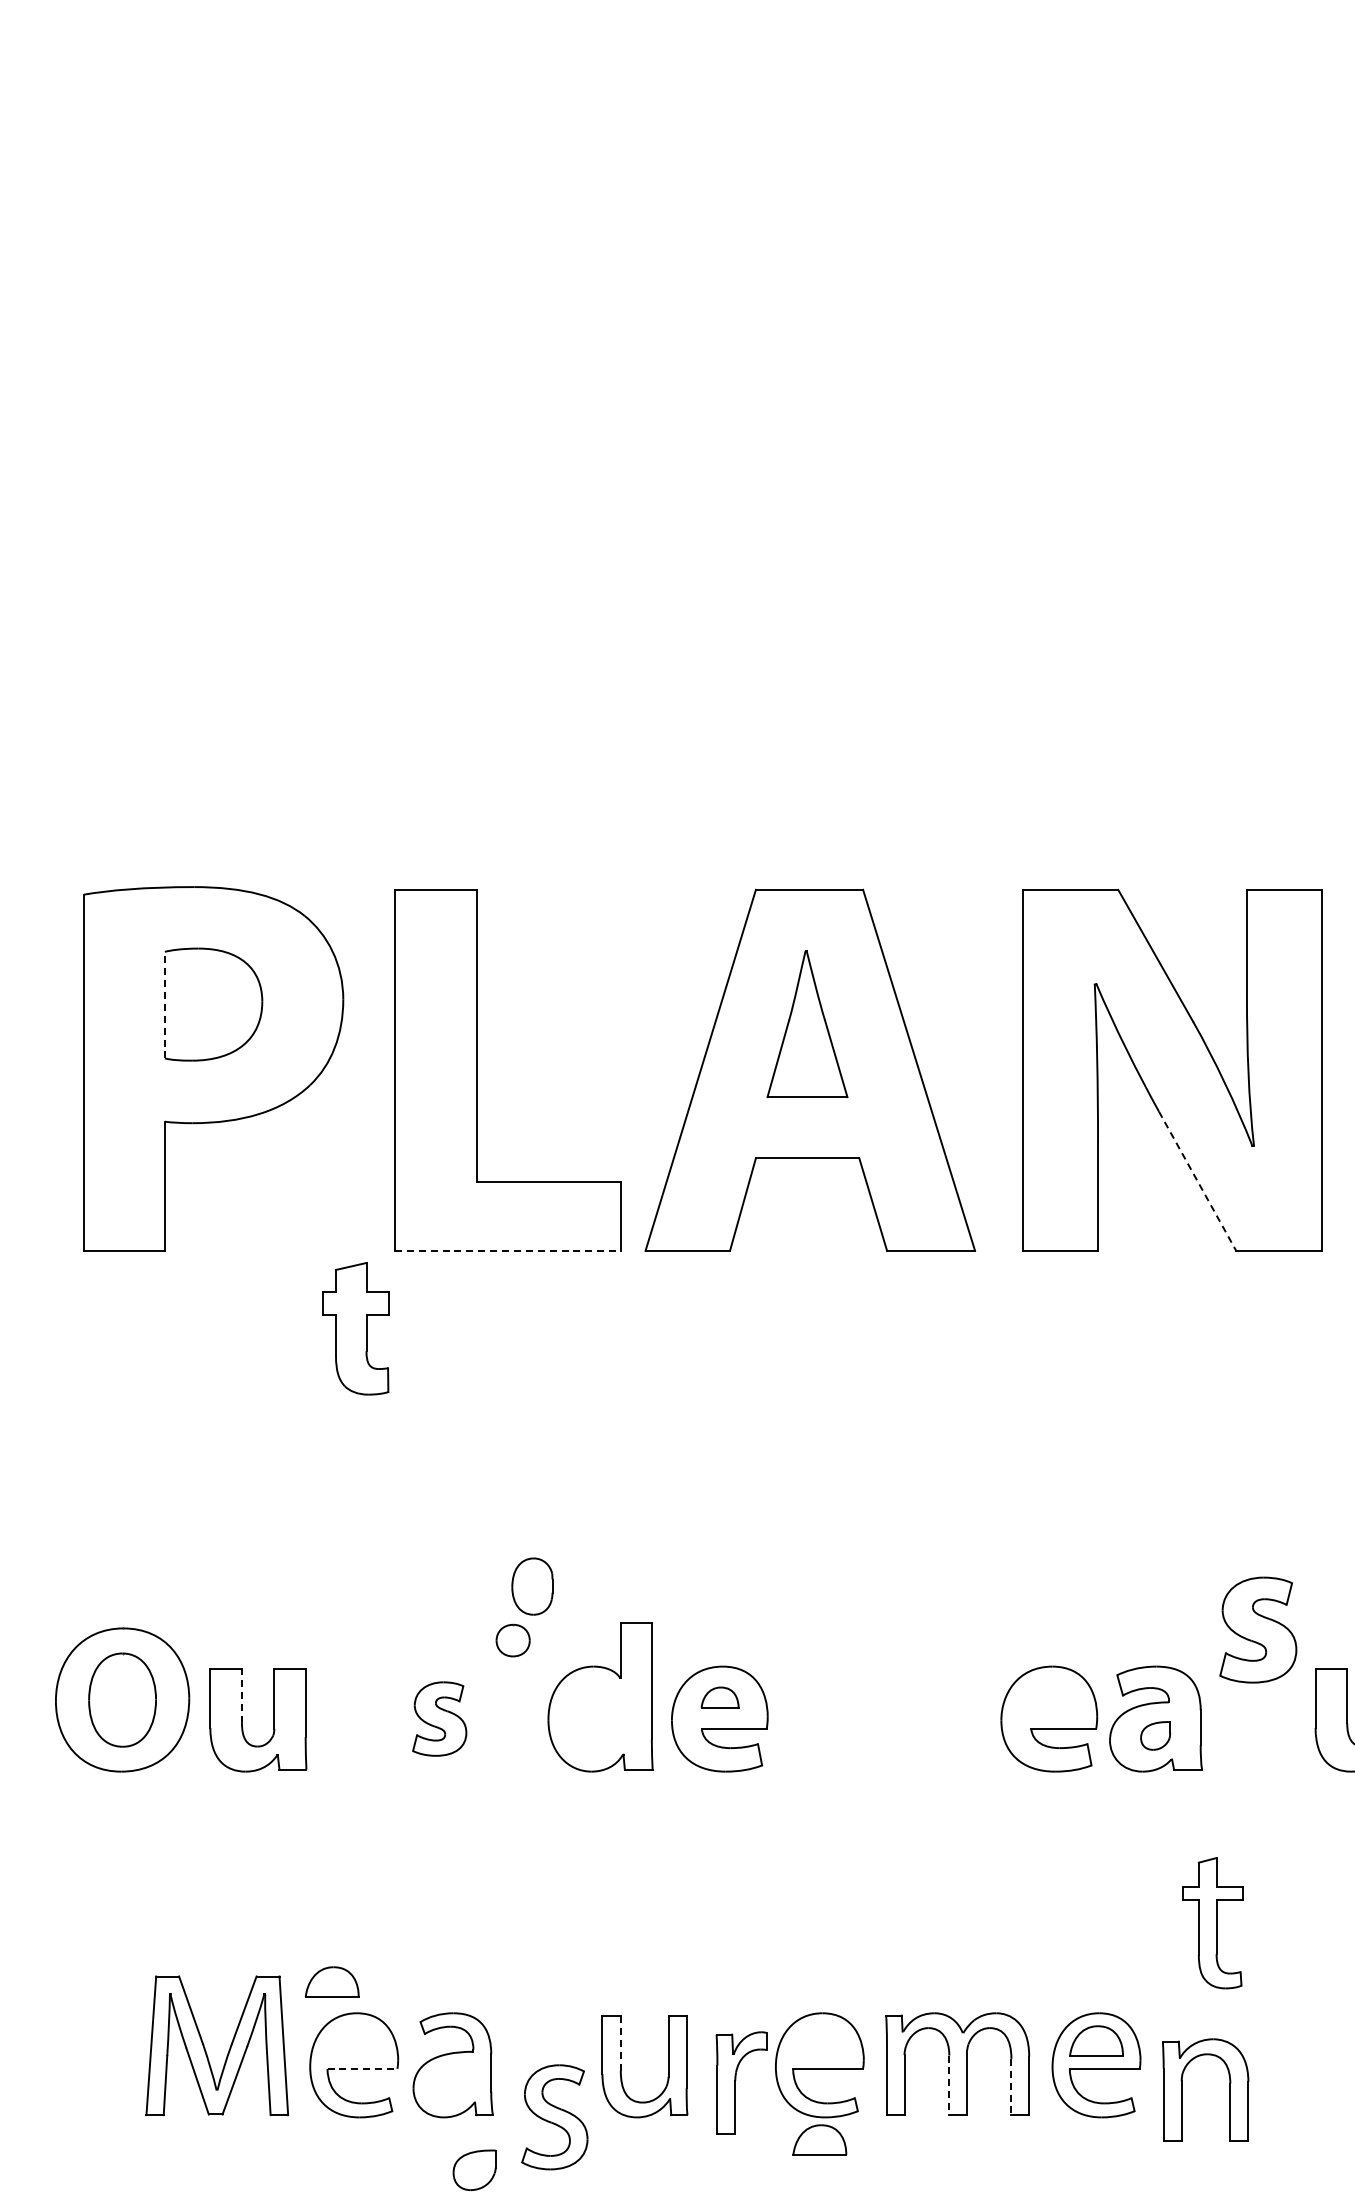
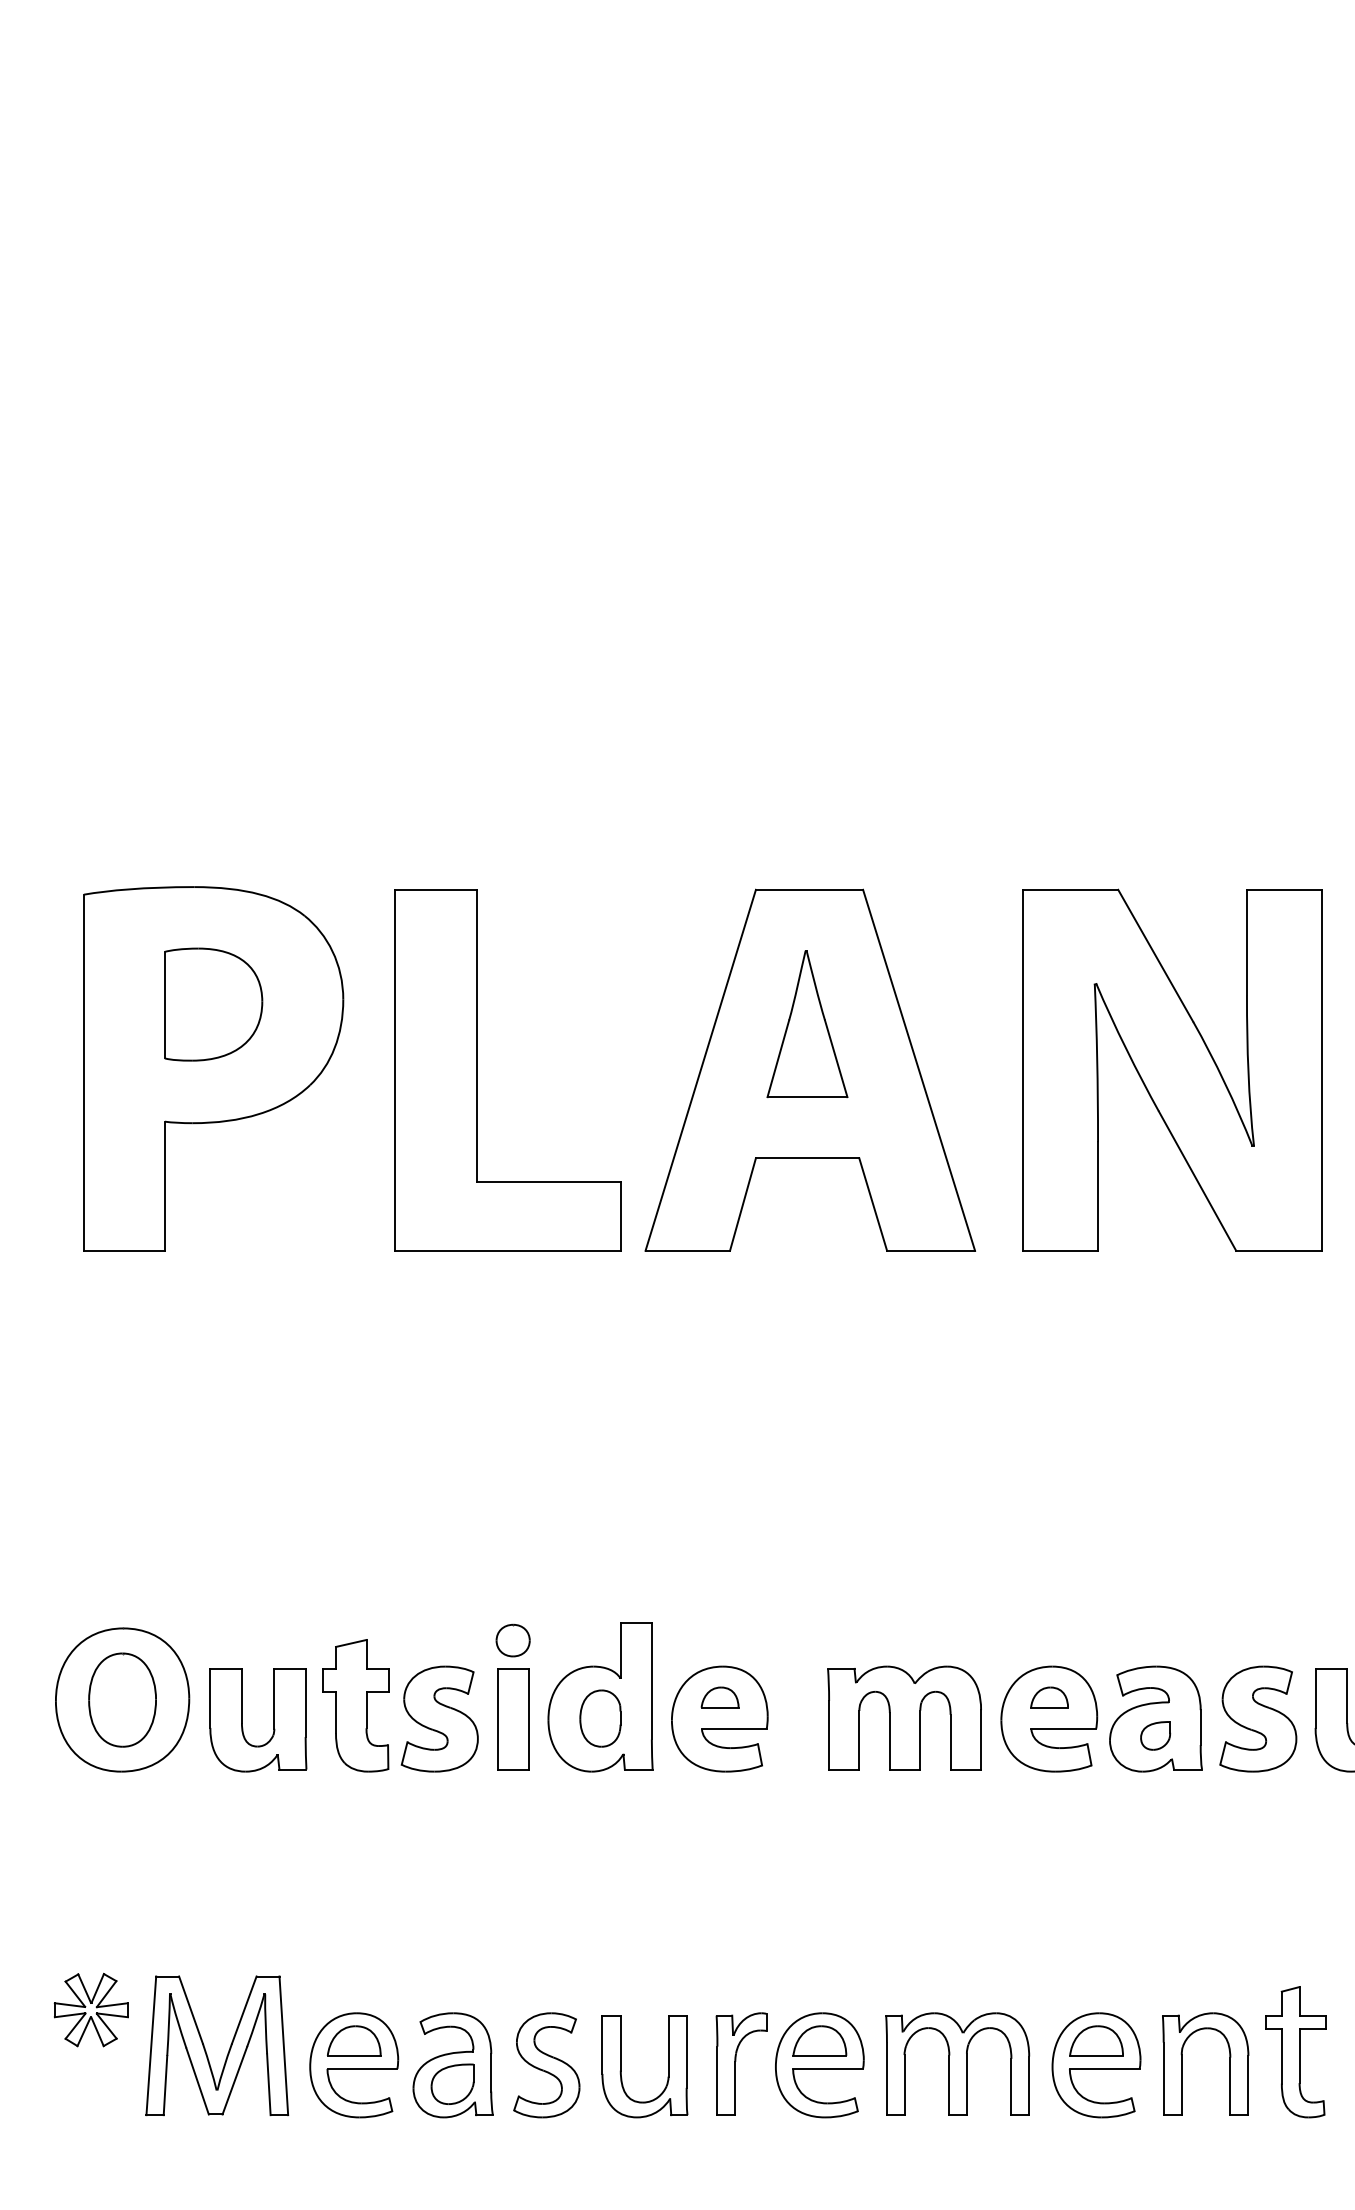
line: dashed -> solid (164, 1004)
line: dashed -> solid (1197, 1181)
line: dashed -> solid (507, 1250)
part position: (355, 1328) -> (355, 1705) (355, 1705)
part position: (532, 1586) -> (600, 1718) (600, 1718)
part position: (1258, 1629) -> (1258, 1718) (1258, 1718)
line: dashed -> solid (241, 1695)
part: none -> present (1049, 1697)
part: none -> present (904, 1717)
part size: 56x76 px -> 79x108 px (439, 1718)
part: none -> present (513, 1719)
part position: (1212, 1923) -> (1295, 2052) (1295, 2052)
part position: (332, 1981) -> (354, 2040) (354, 2040)
part: none -> present (90, 2009)
line: dashed -> solid (620, 2042)
line: dashed -> solid (362, 2068)
part position: (741, 2082) -> (741, 2063) (741, 2063)
line: dashed -> solid (949, 2085)
line: dashed -> solid (1011, 2087)
part position: (1182, 2089) -> (1182, 2063) (1182, 2063)
part position: (554, 2117) -> (546, 2065) (546, 2065)
part position: (819, 2139) -> (819, 2040) (819, 2040)
part position: (474, 2169) -> (452, 2083) (452, 2083)
